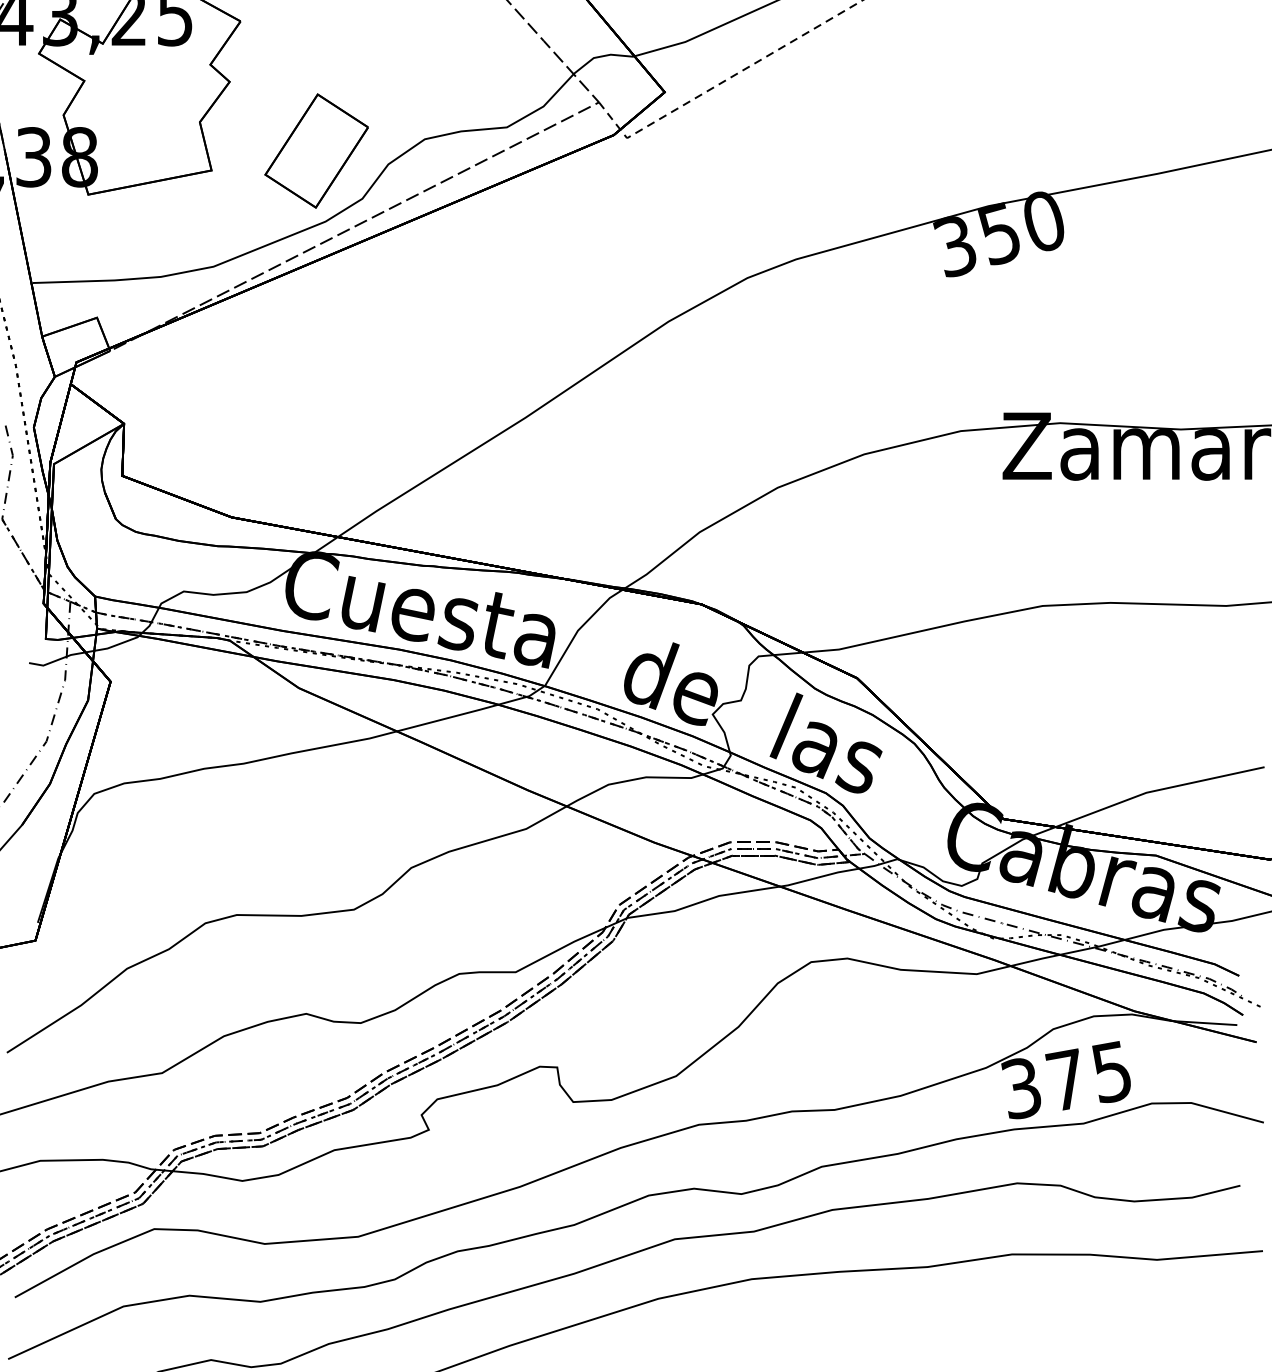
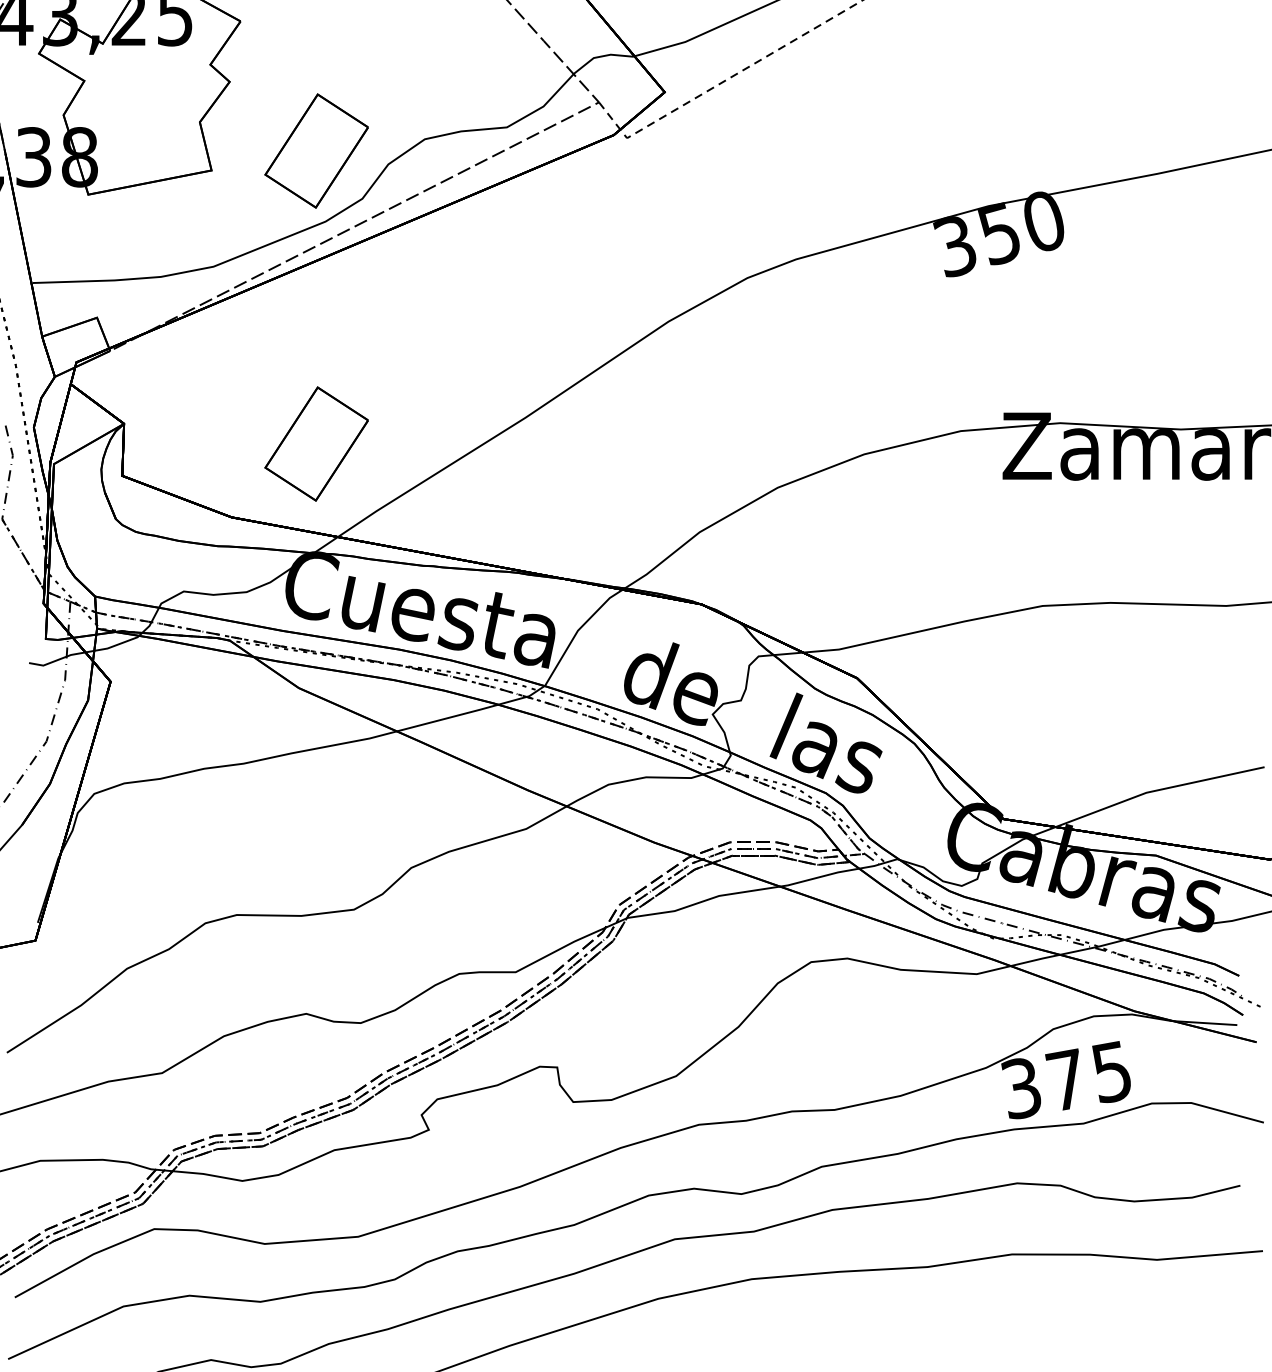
part: none -> present (316, 443)
